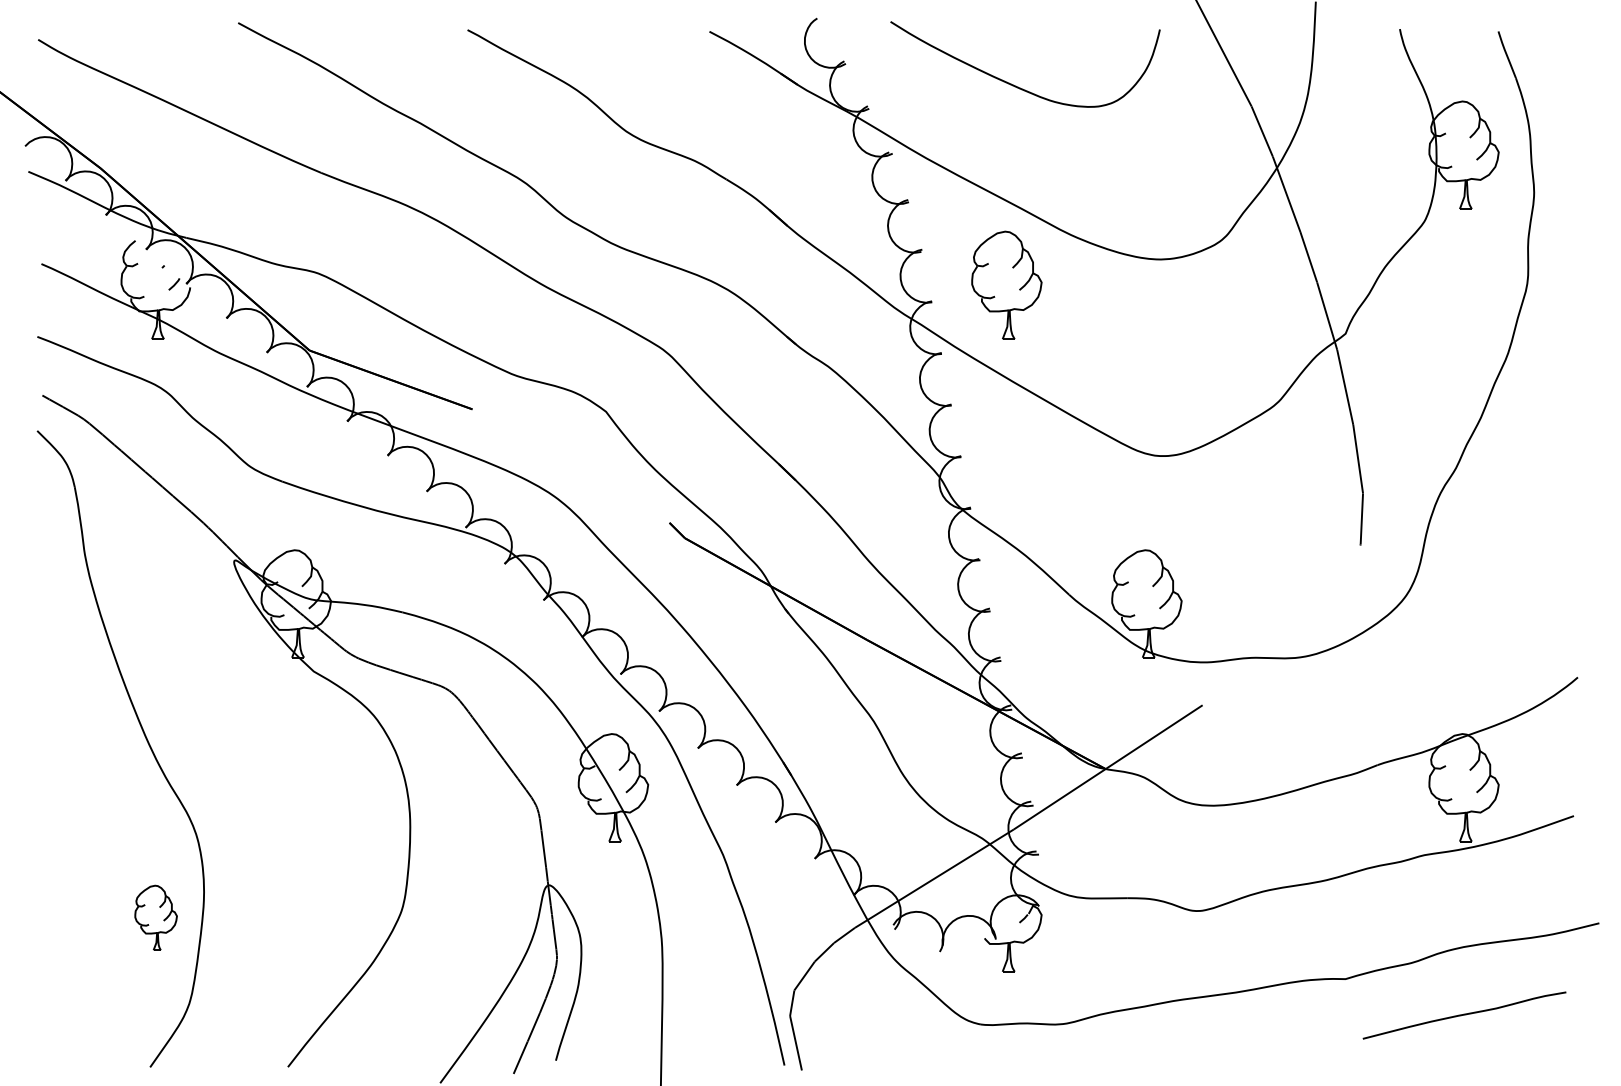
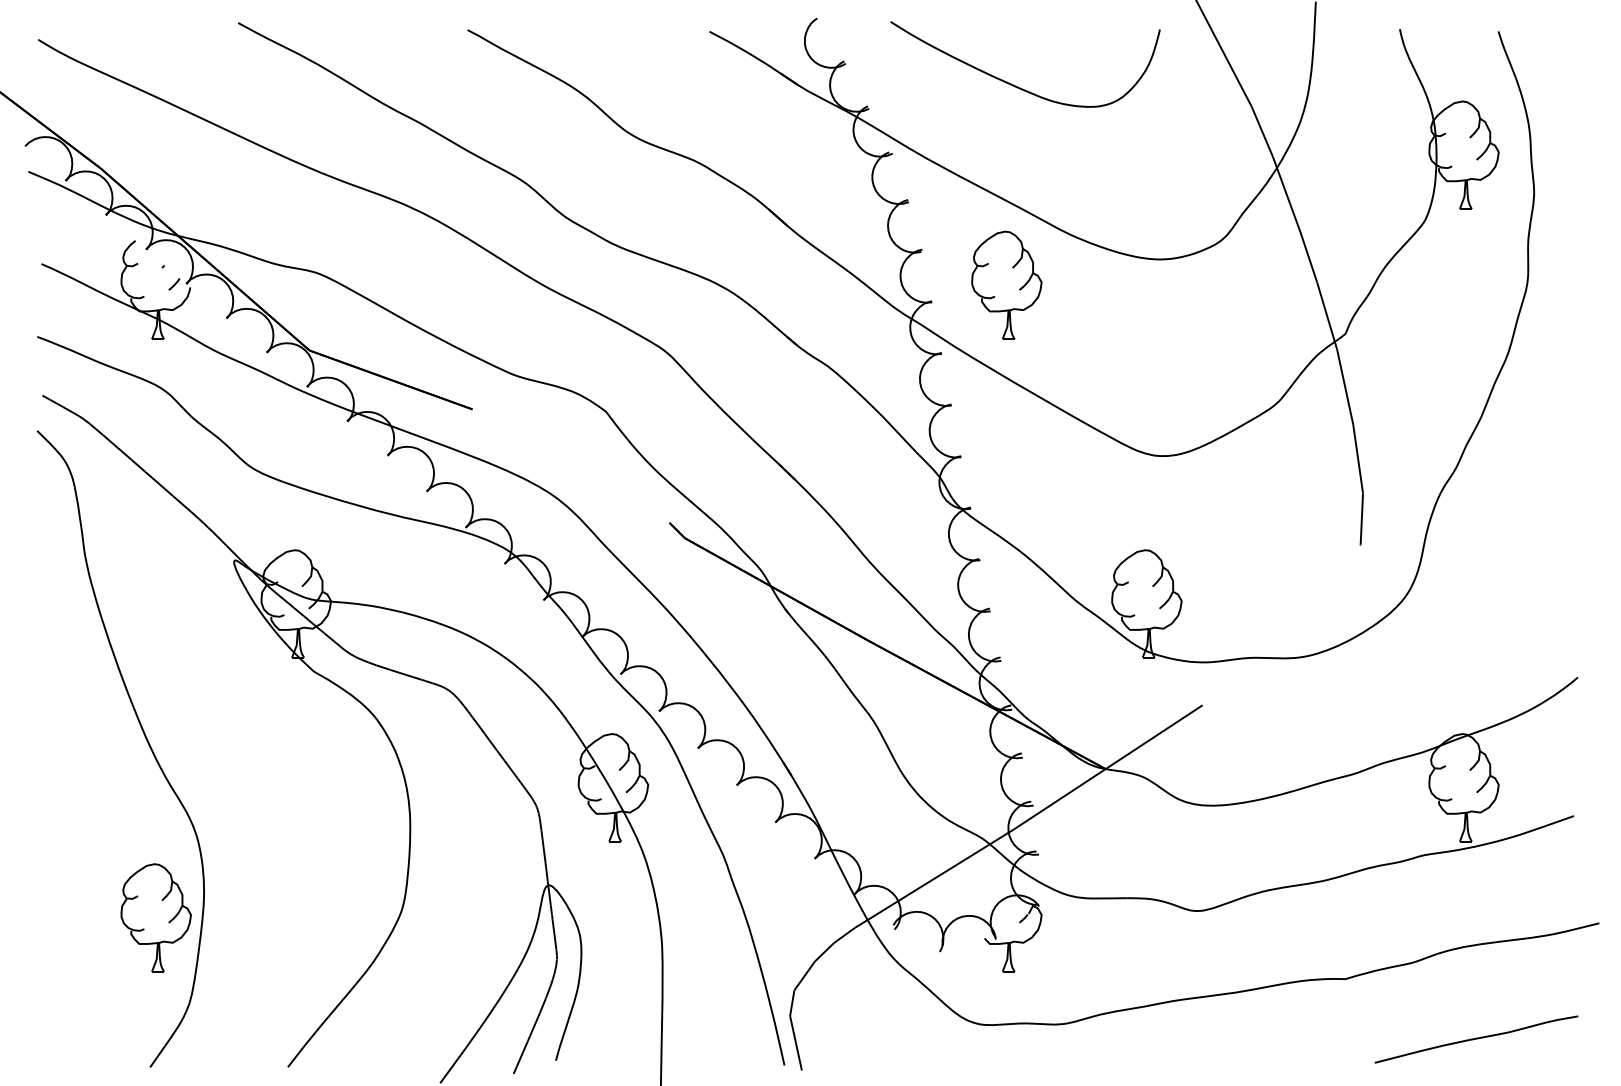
part size: 44x67 px -> 72x110 px (155, 917)
curve position: (1464, 1015) -> (1476, 1039) (1476, 1039)
